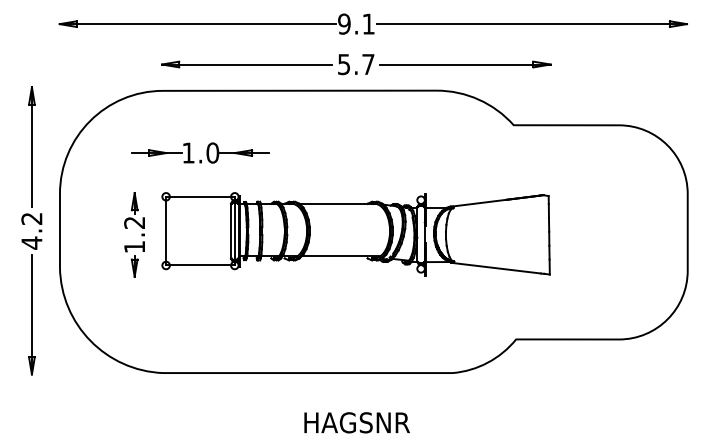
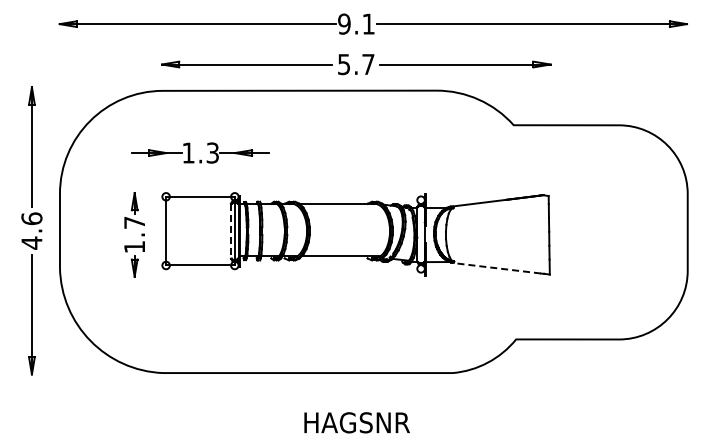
text: 1.0 -> 1.3 (212, 152)
text: 4.2 -> 4.6 (31, 218)
text: 1.2 -> 1.7 (134, 222)
line: solid -> dashed (230, 231)
line: solid -> dashed (495, 268)
